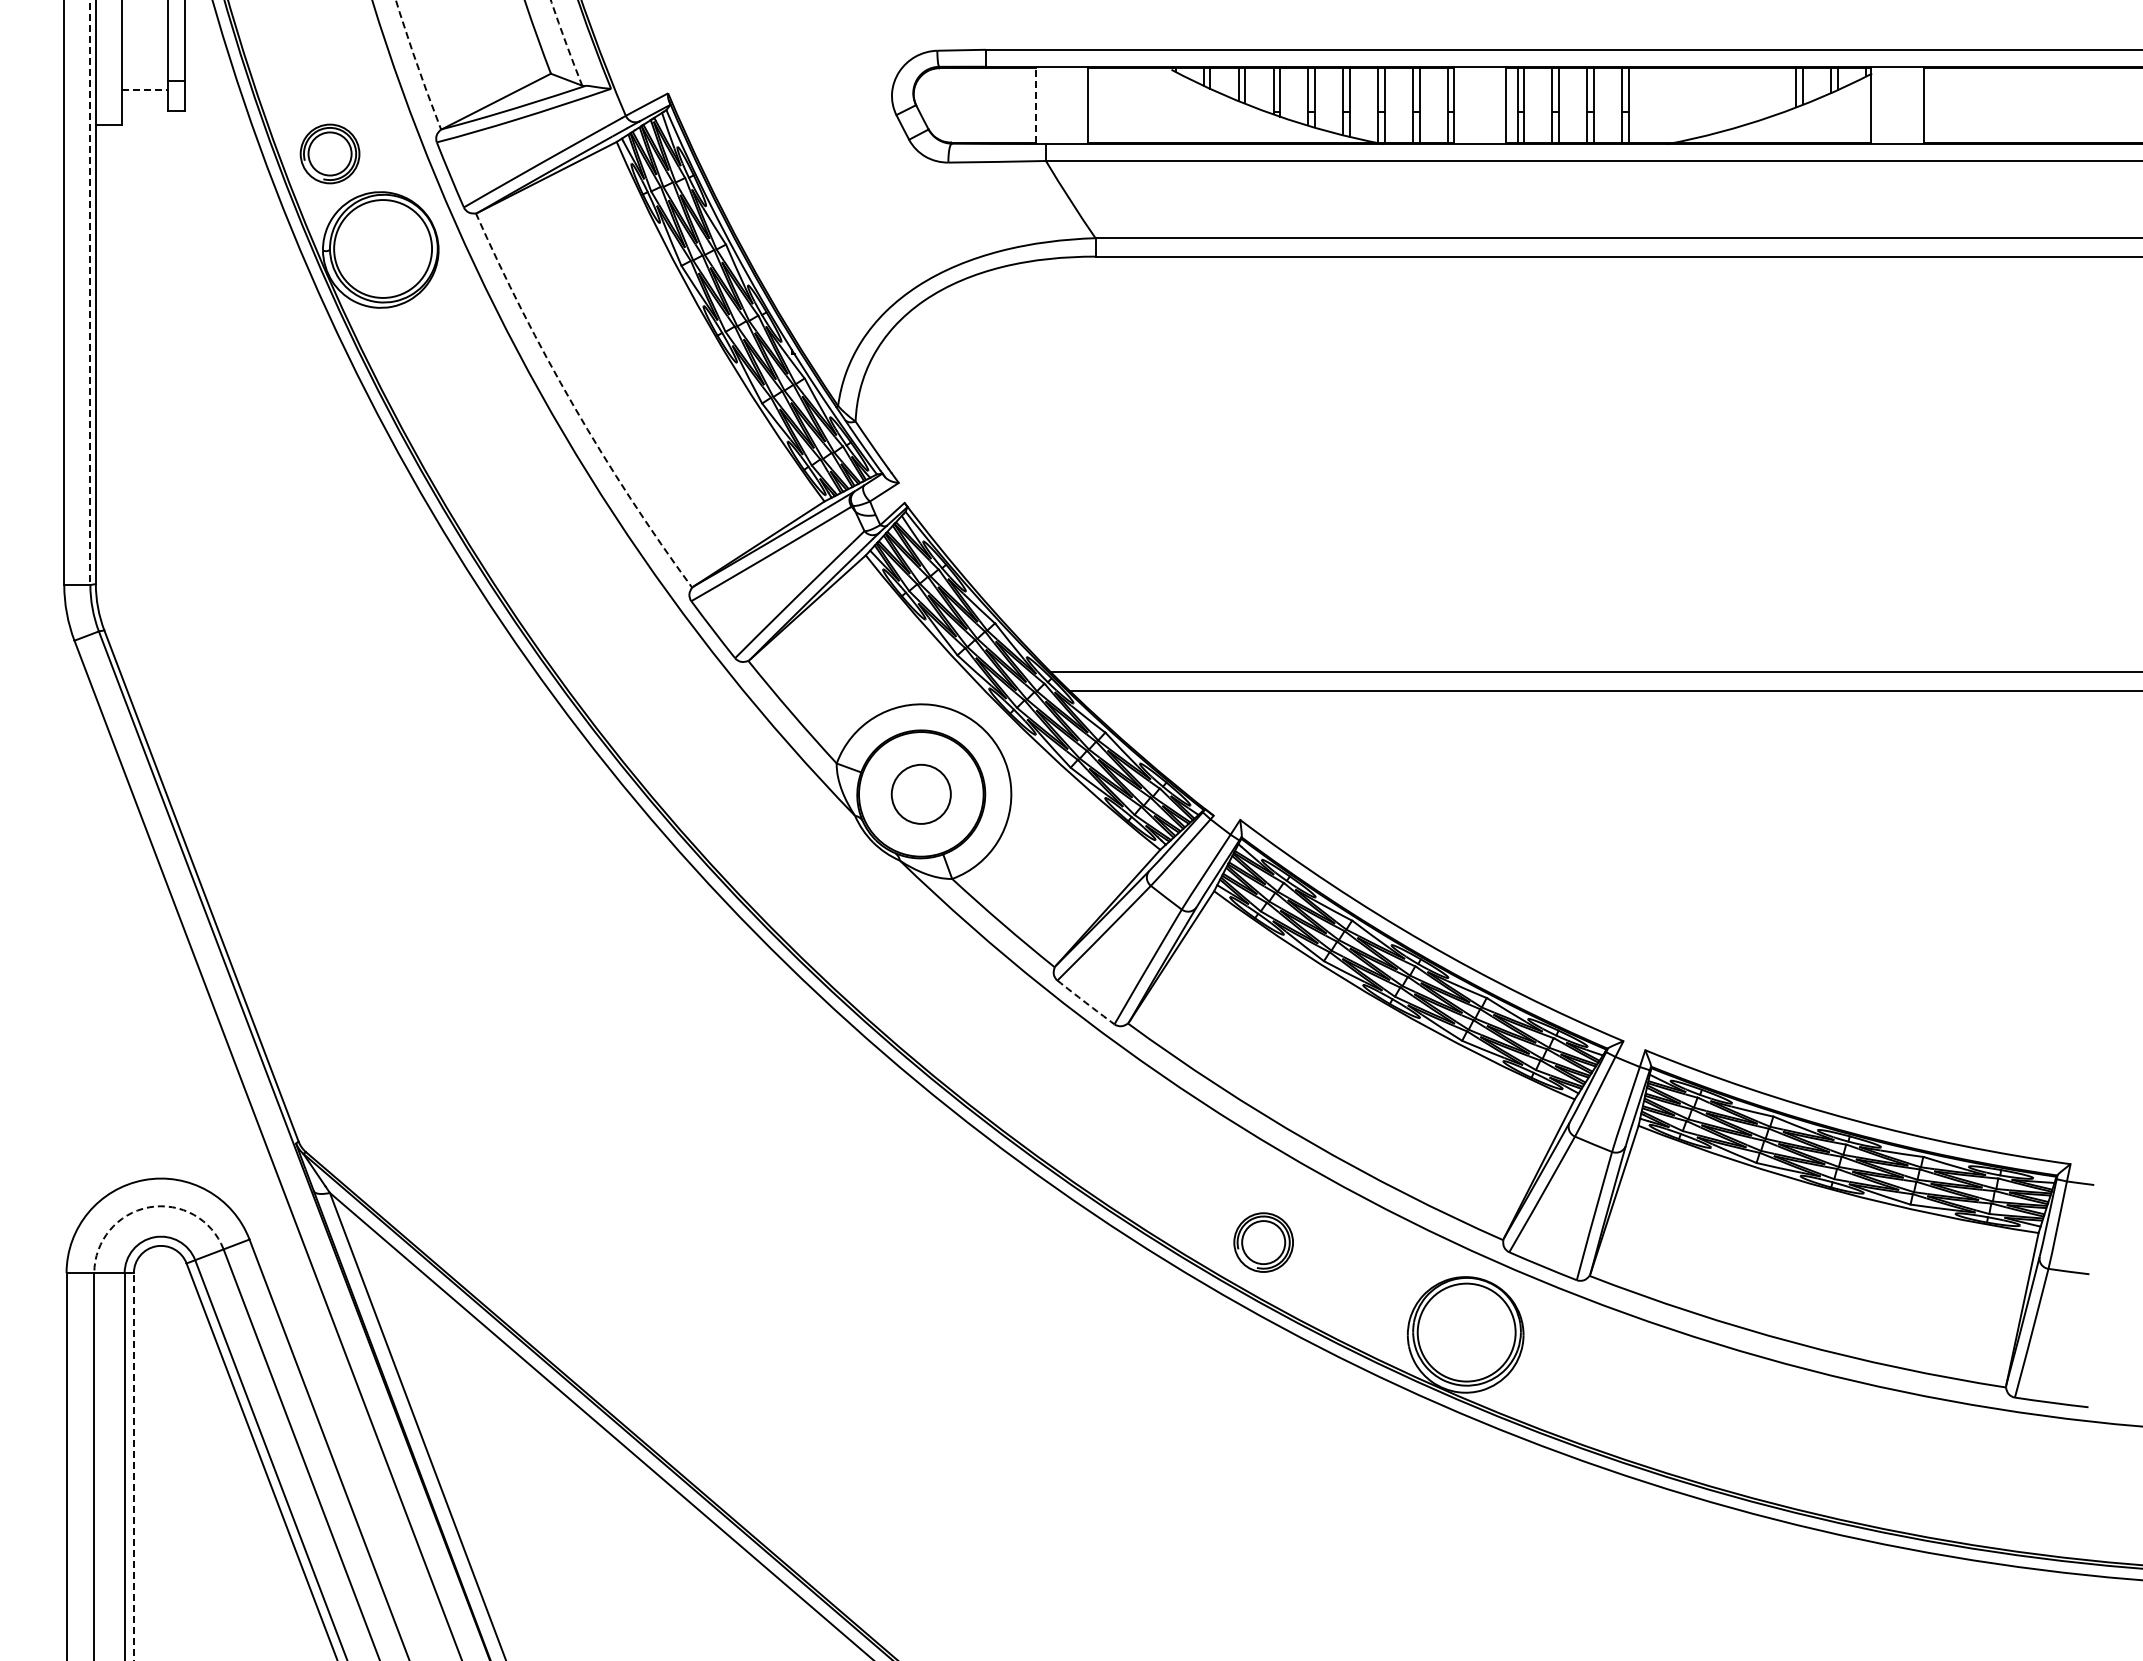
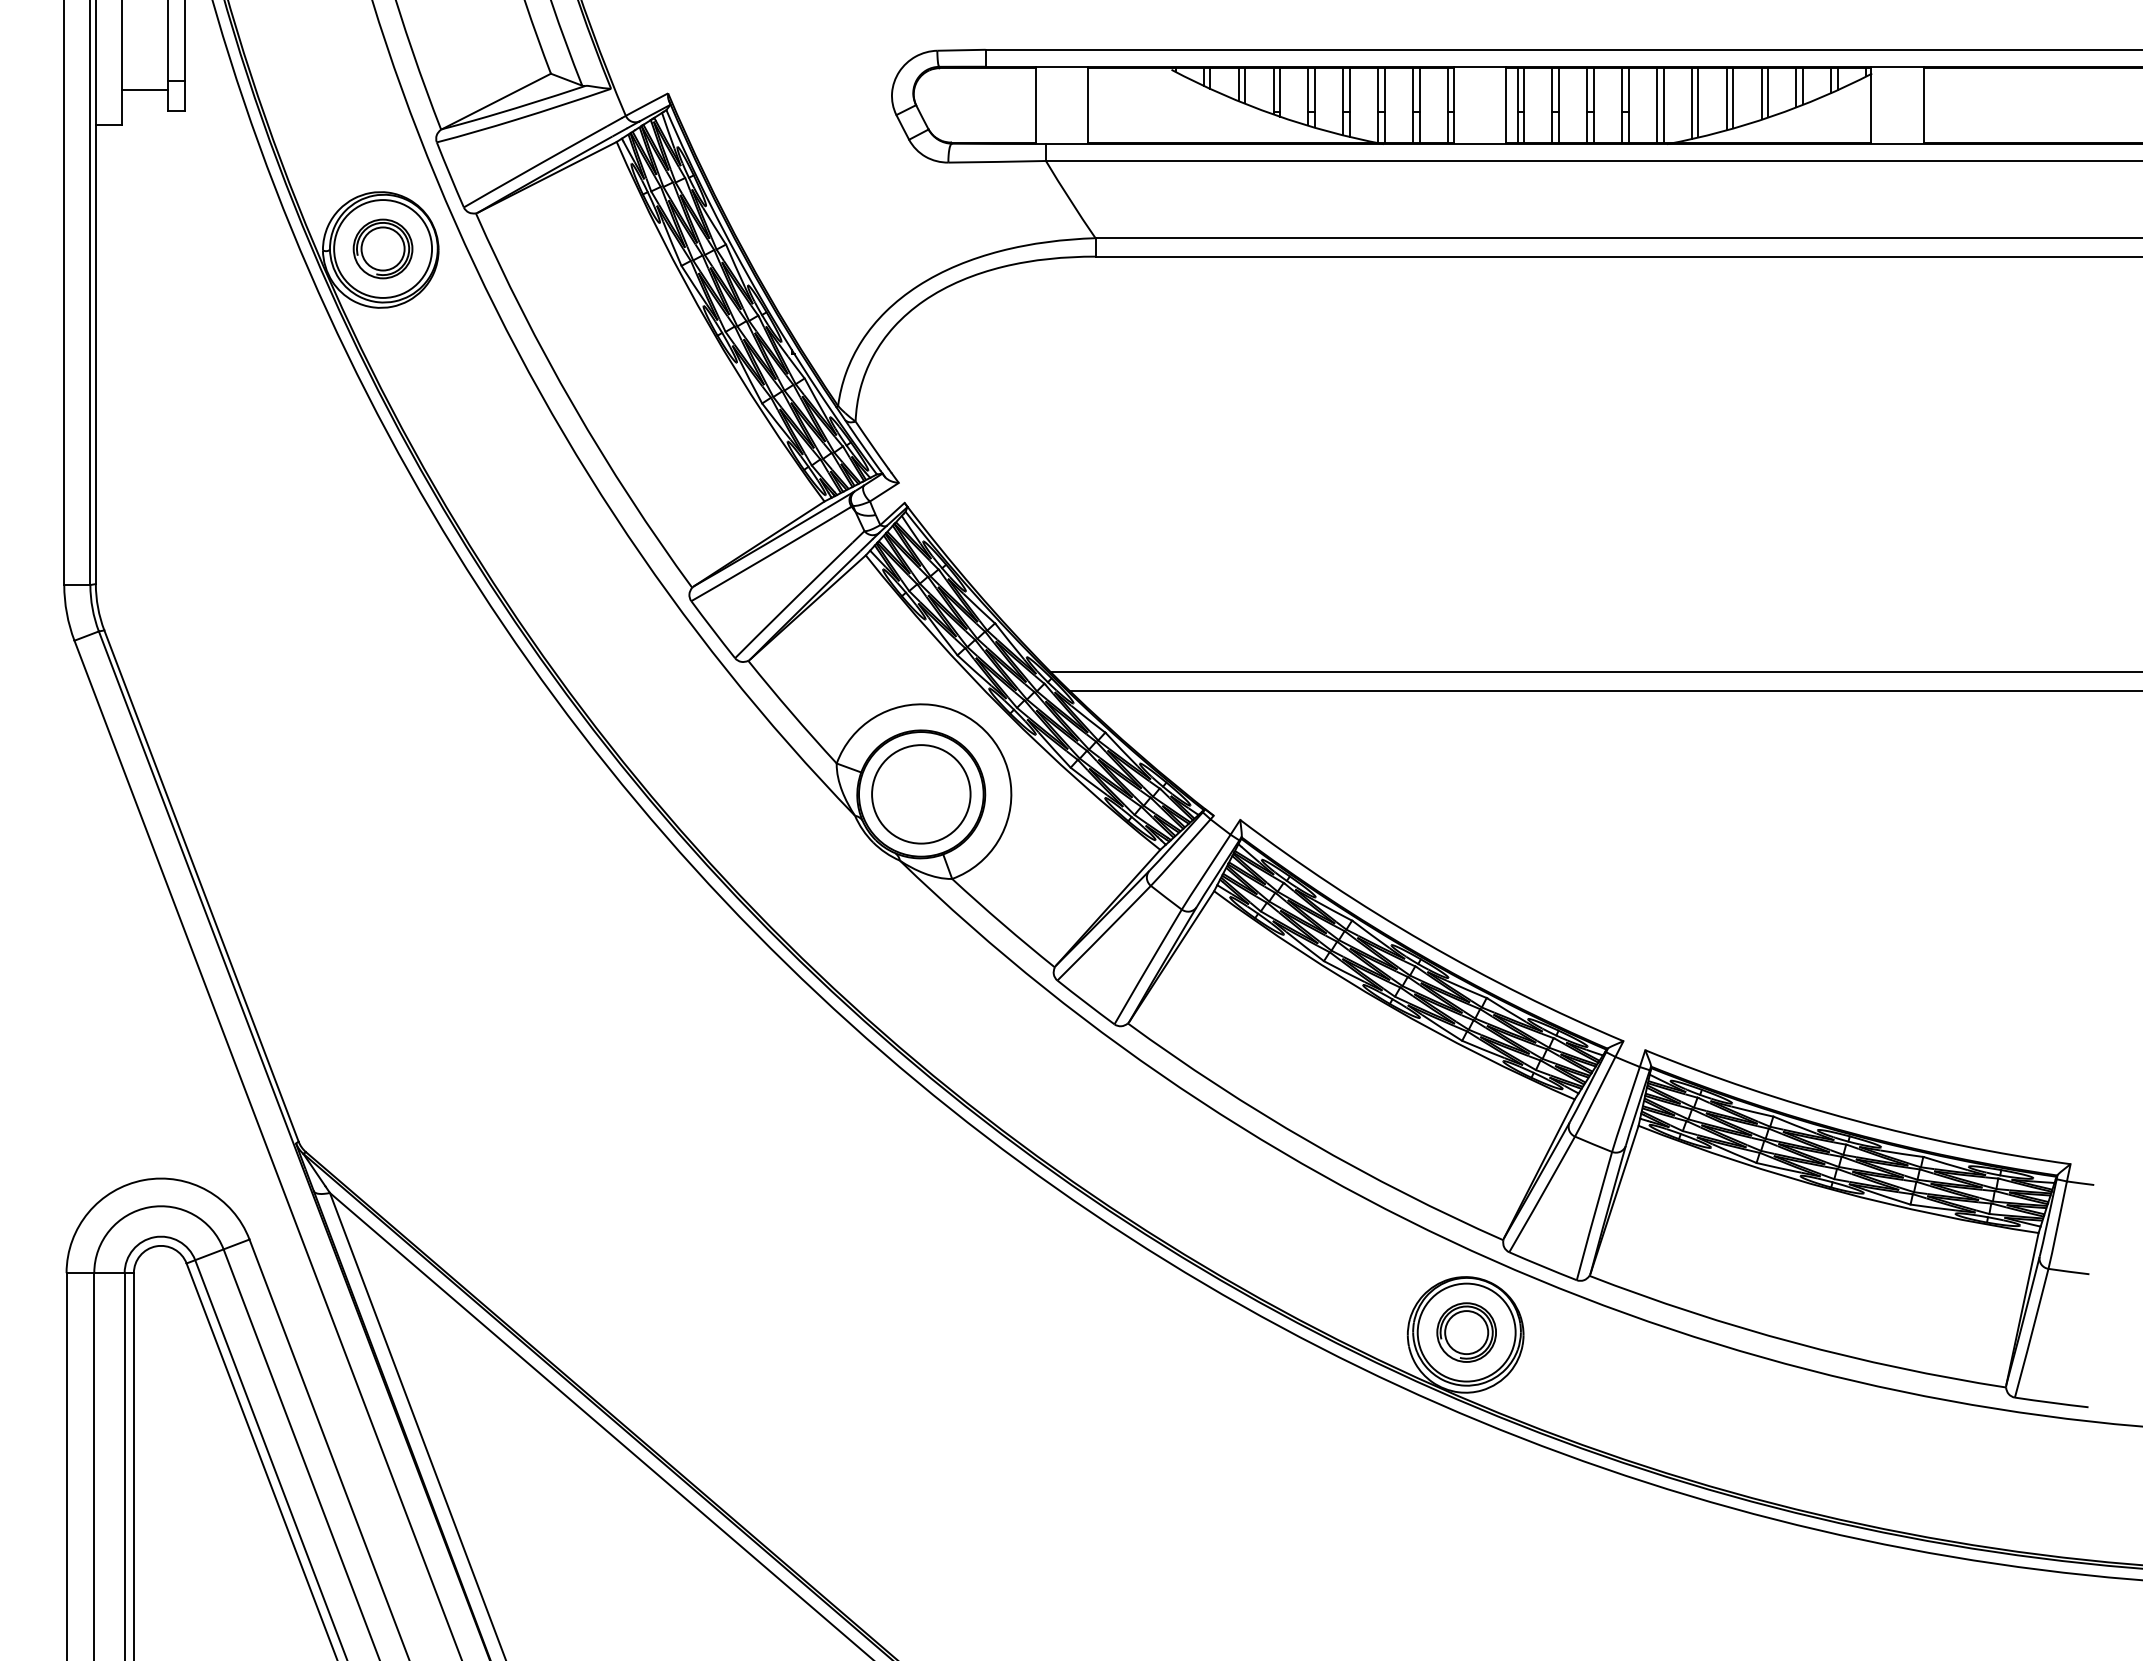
arc: dashed -> solid (566, 43)
arc: dashed -> solid (417, 65)
line: dashed -> solid (144, 89)
line: none -> present (1768, 92)
line: none -> present (1761, 93)
line: none -> present (1733, 97)
line: none -> present (1726, 98)
line: none -> present (1698, 102)
line: none -> present (1691, 103)
line: dashed -> solid (1035, 104)
line: none -> present (1657, 105)
line: none -> present (1663, 105)
part position: (329, 153) -> (382, 248) (382, 248)
line: dashed -> solid (90, 293)
arc: dashed -> solid (573, 406)
circle diameter: 59 px -> 99 px (921, 794)
arc: dashed -> solid (1085, 1002)
arc: dashed -> solid (149, 1207)
part position: (1263, 1242) -> (1466, 1332) (1466, 1332)
line: dashed -> solid (133, 1466)
